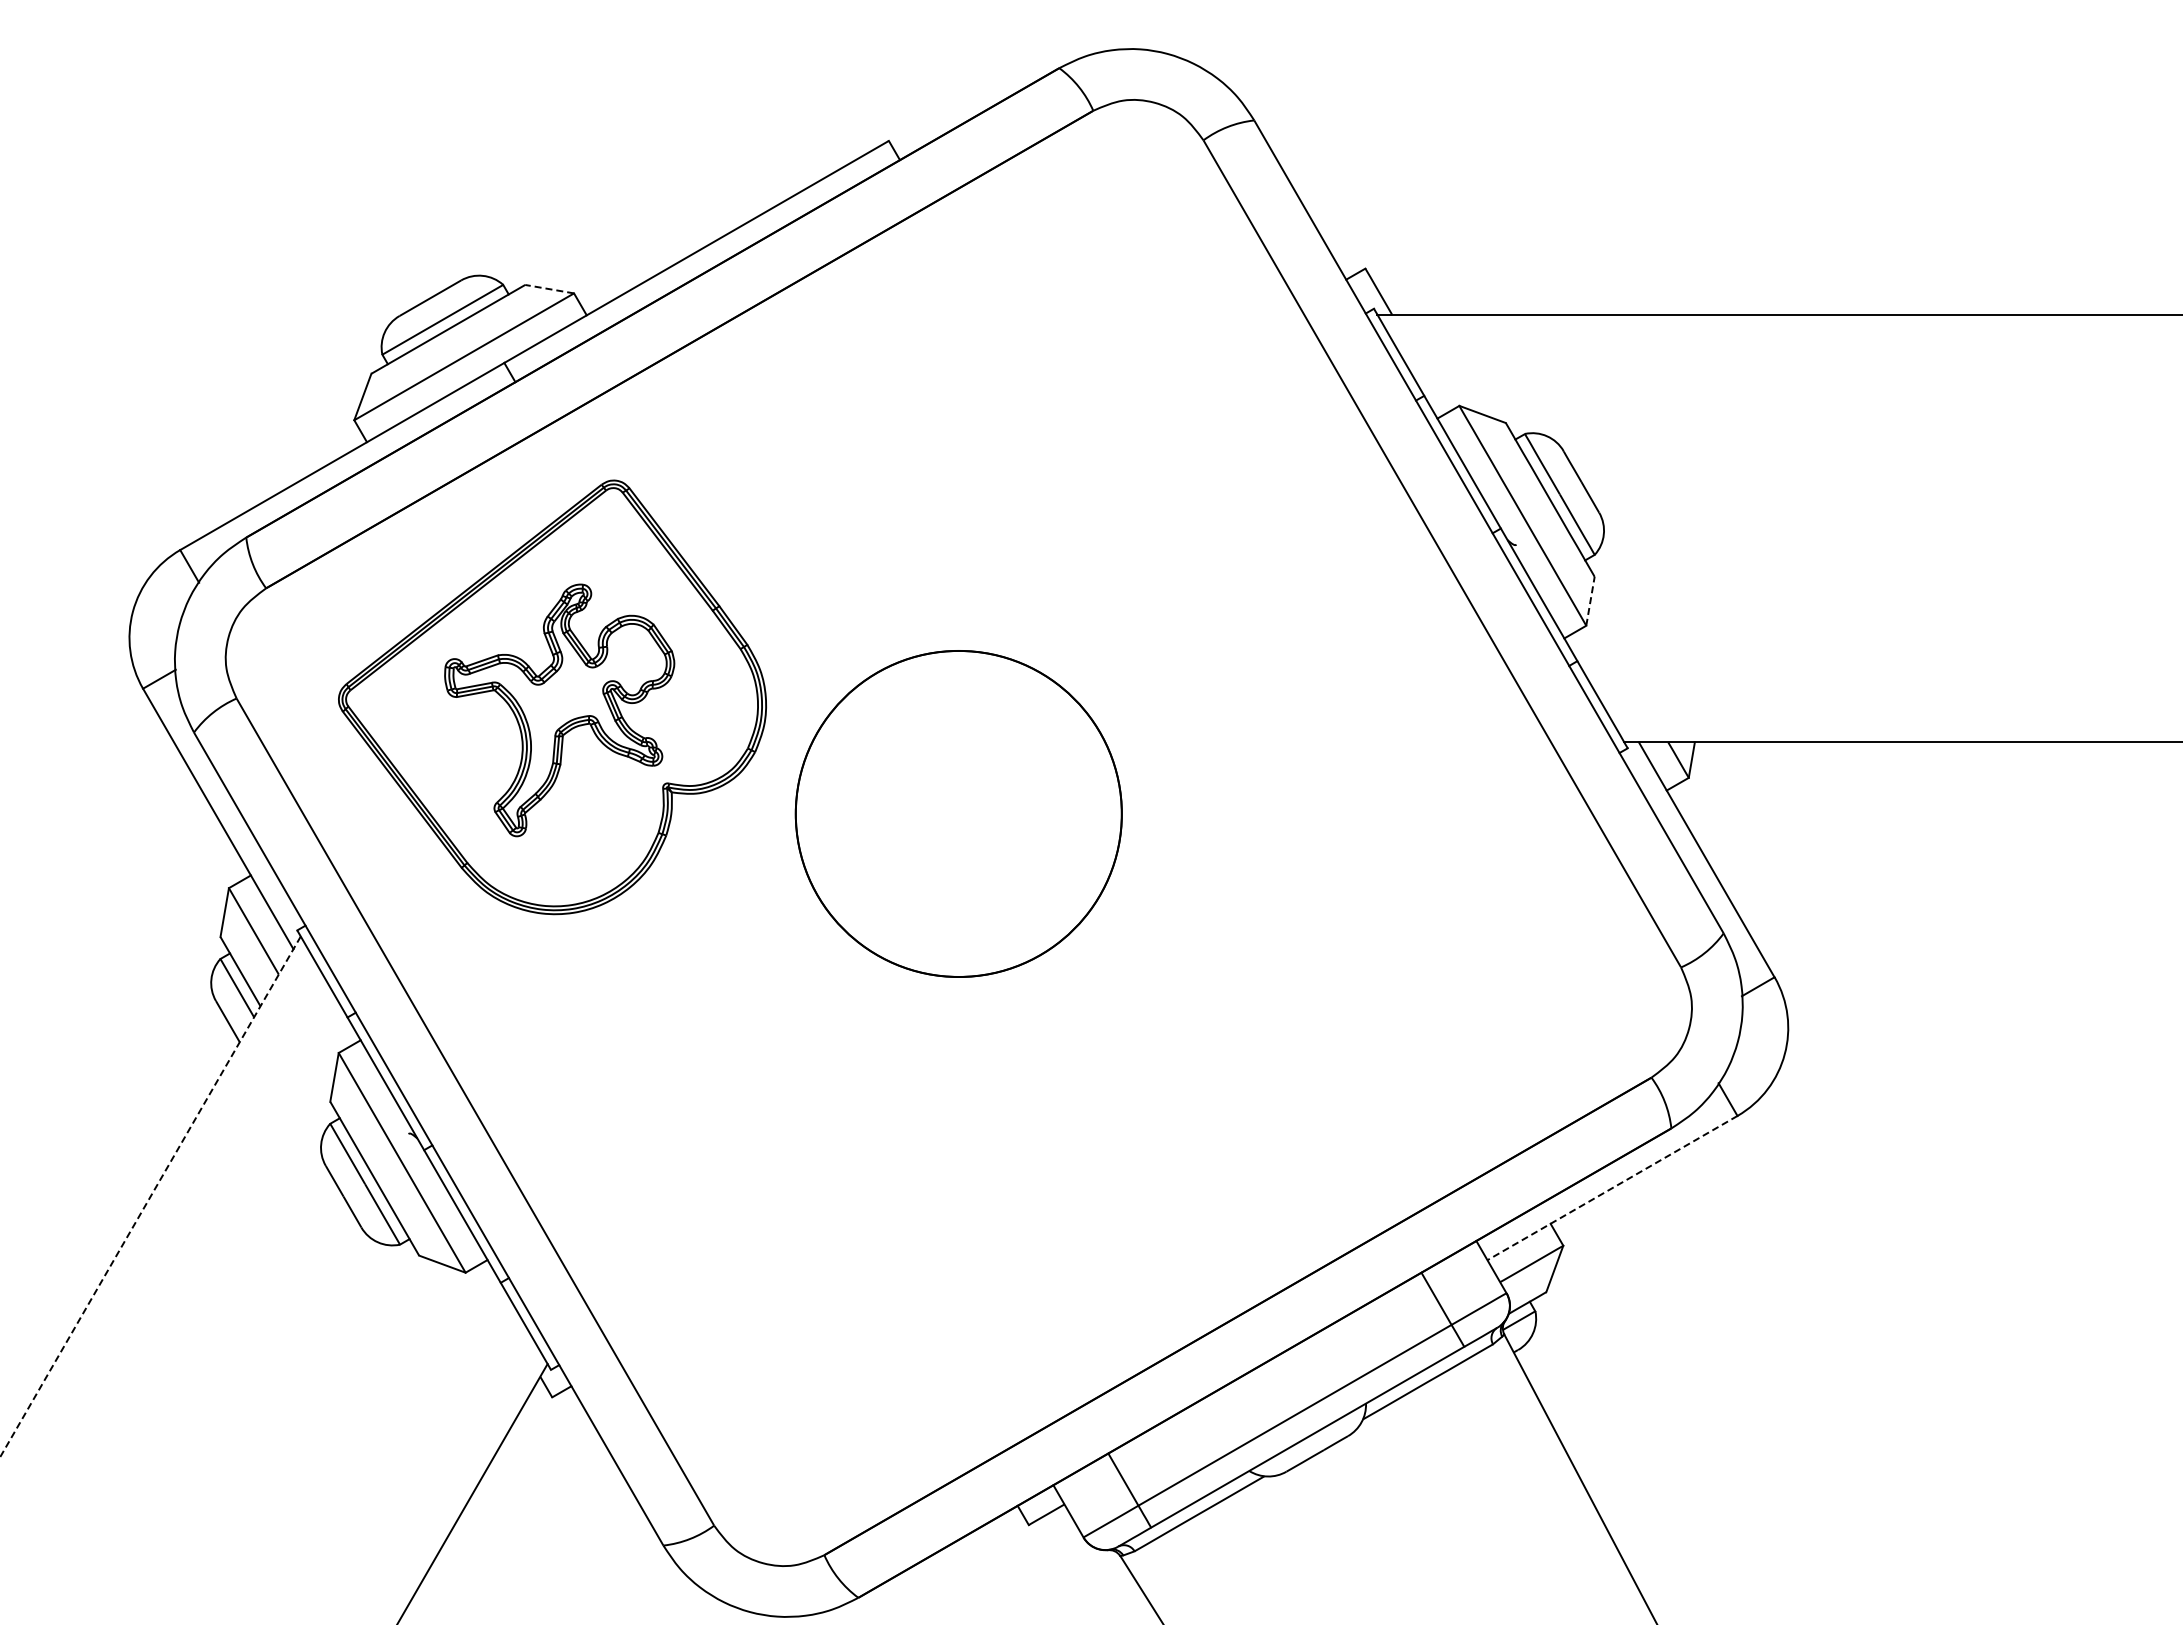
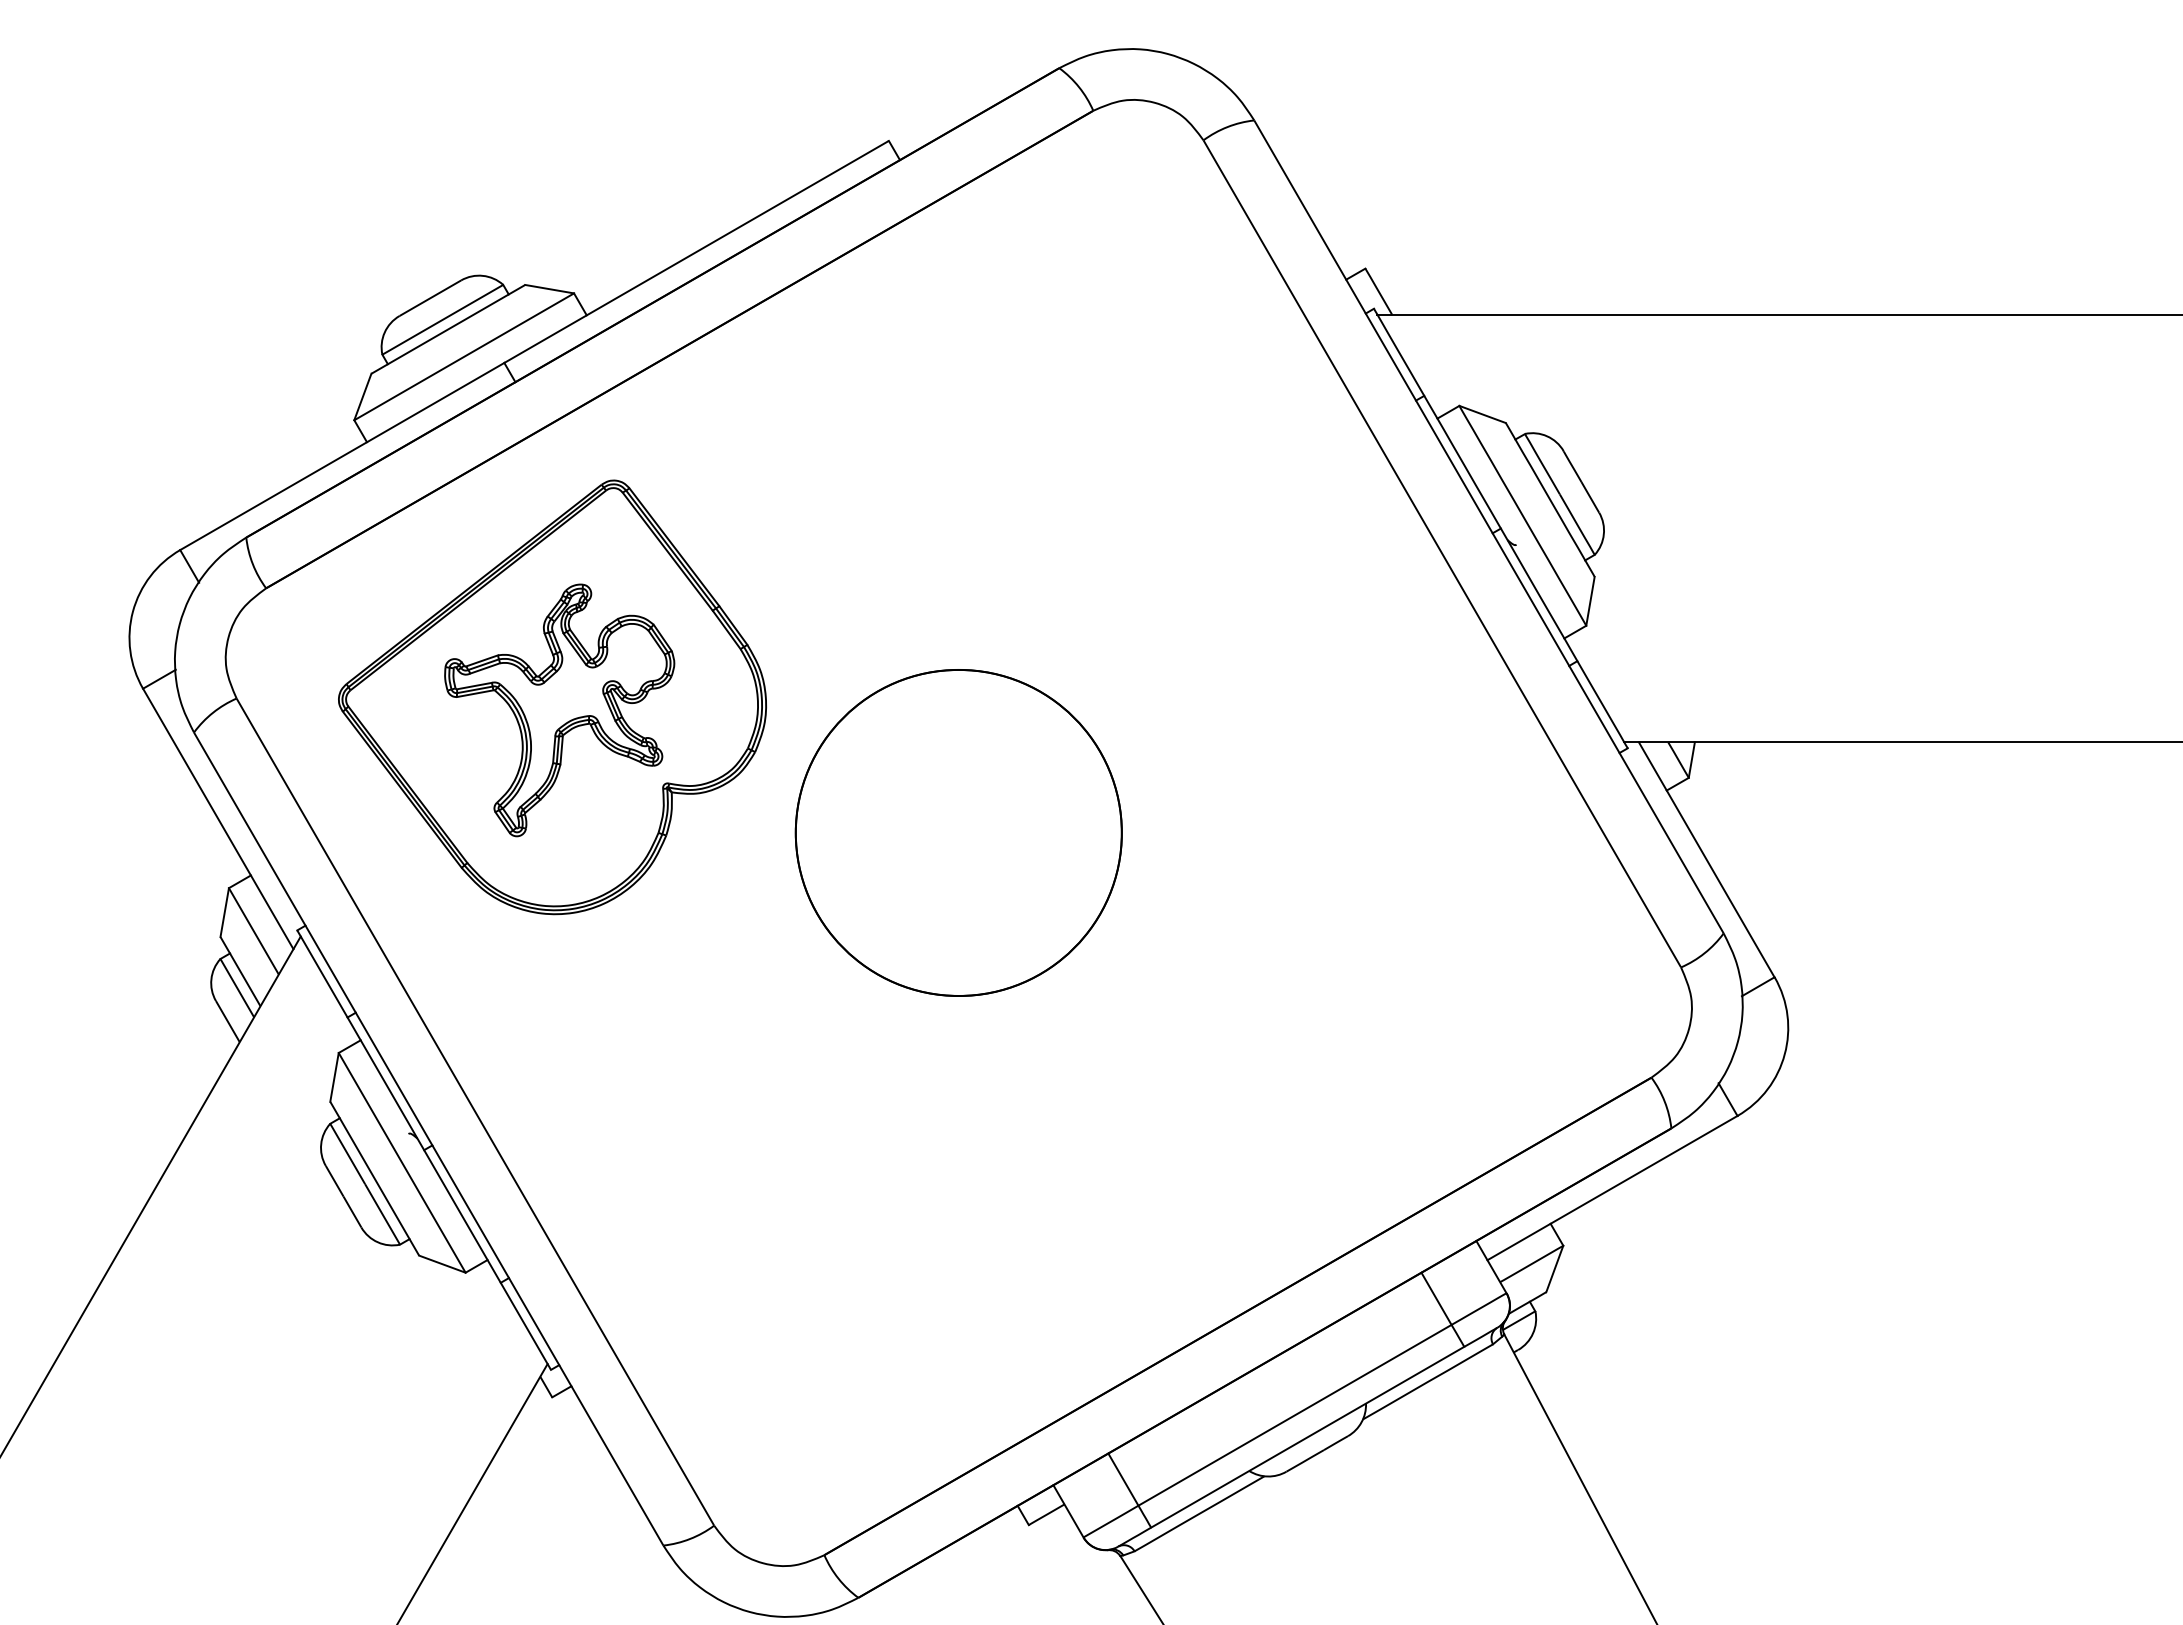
line: dashed -> solid (549, 289)
line: dashed -> solid (1590, 601)
circle position: (958, 813) -> (958, 832) (958, 832)
line: dashed -> solid (1612, 1188)
line: dashed -> solid (150, 1197)
